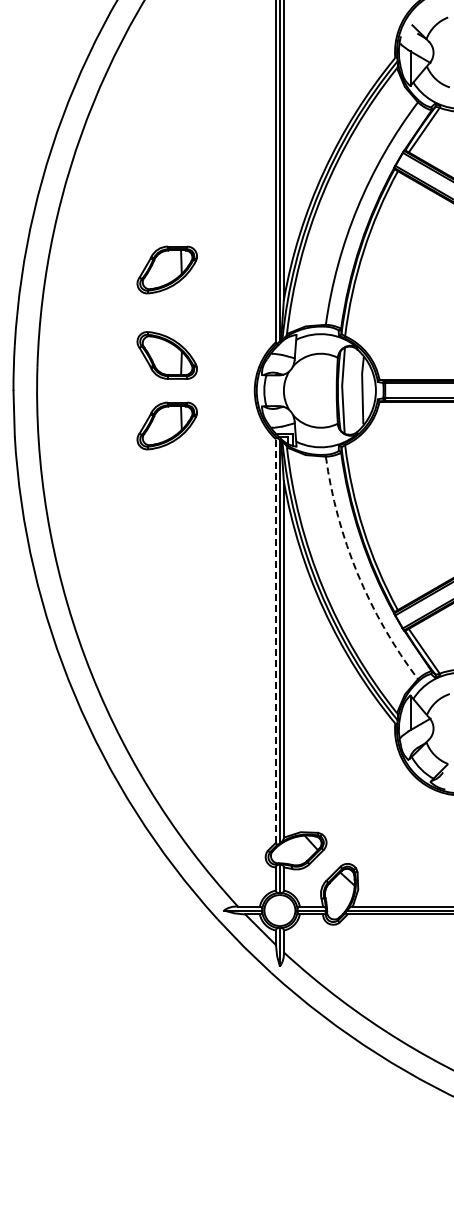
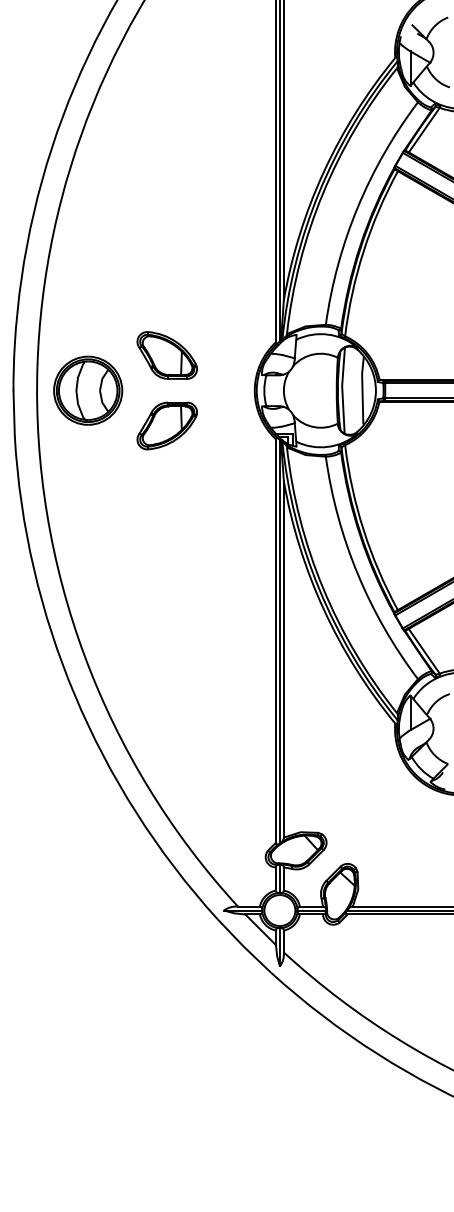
part: present -> none (166, 269)
part: none -> present (88, 390)
arc: dashed -> solid (357, 573)
line: dashed -> solid (275, 641)
